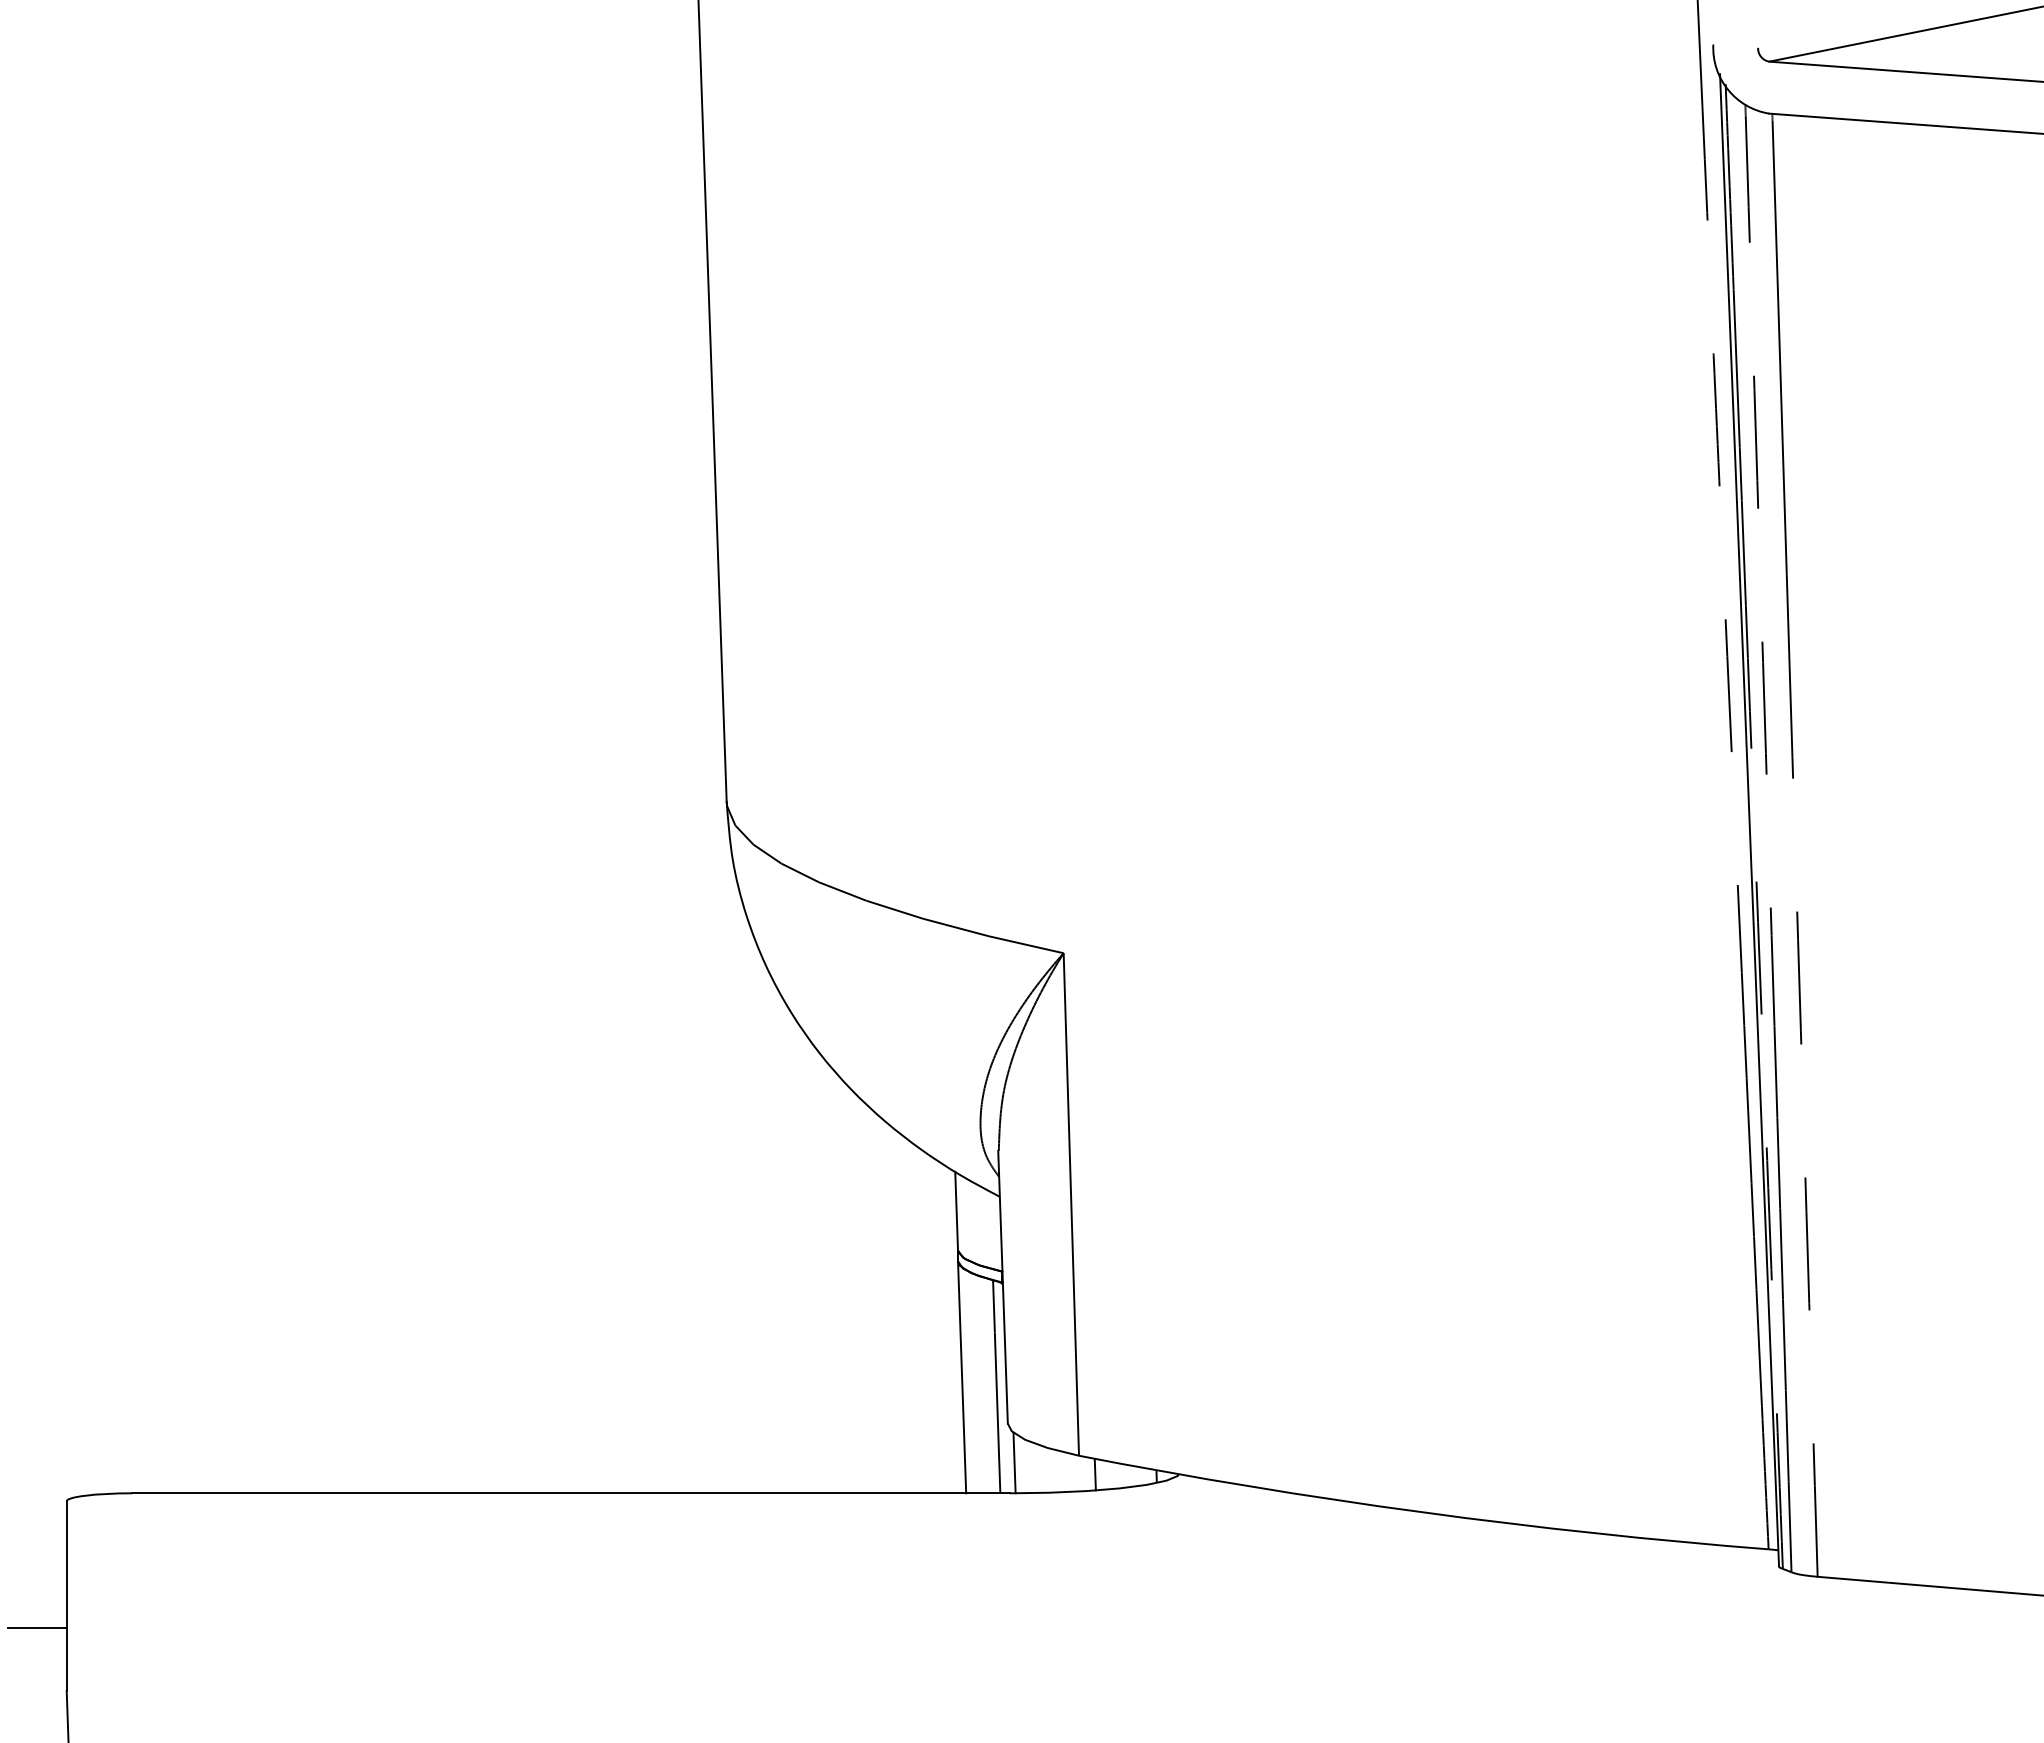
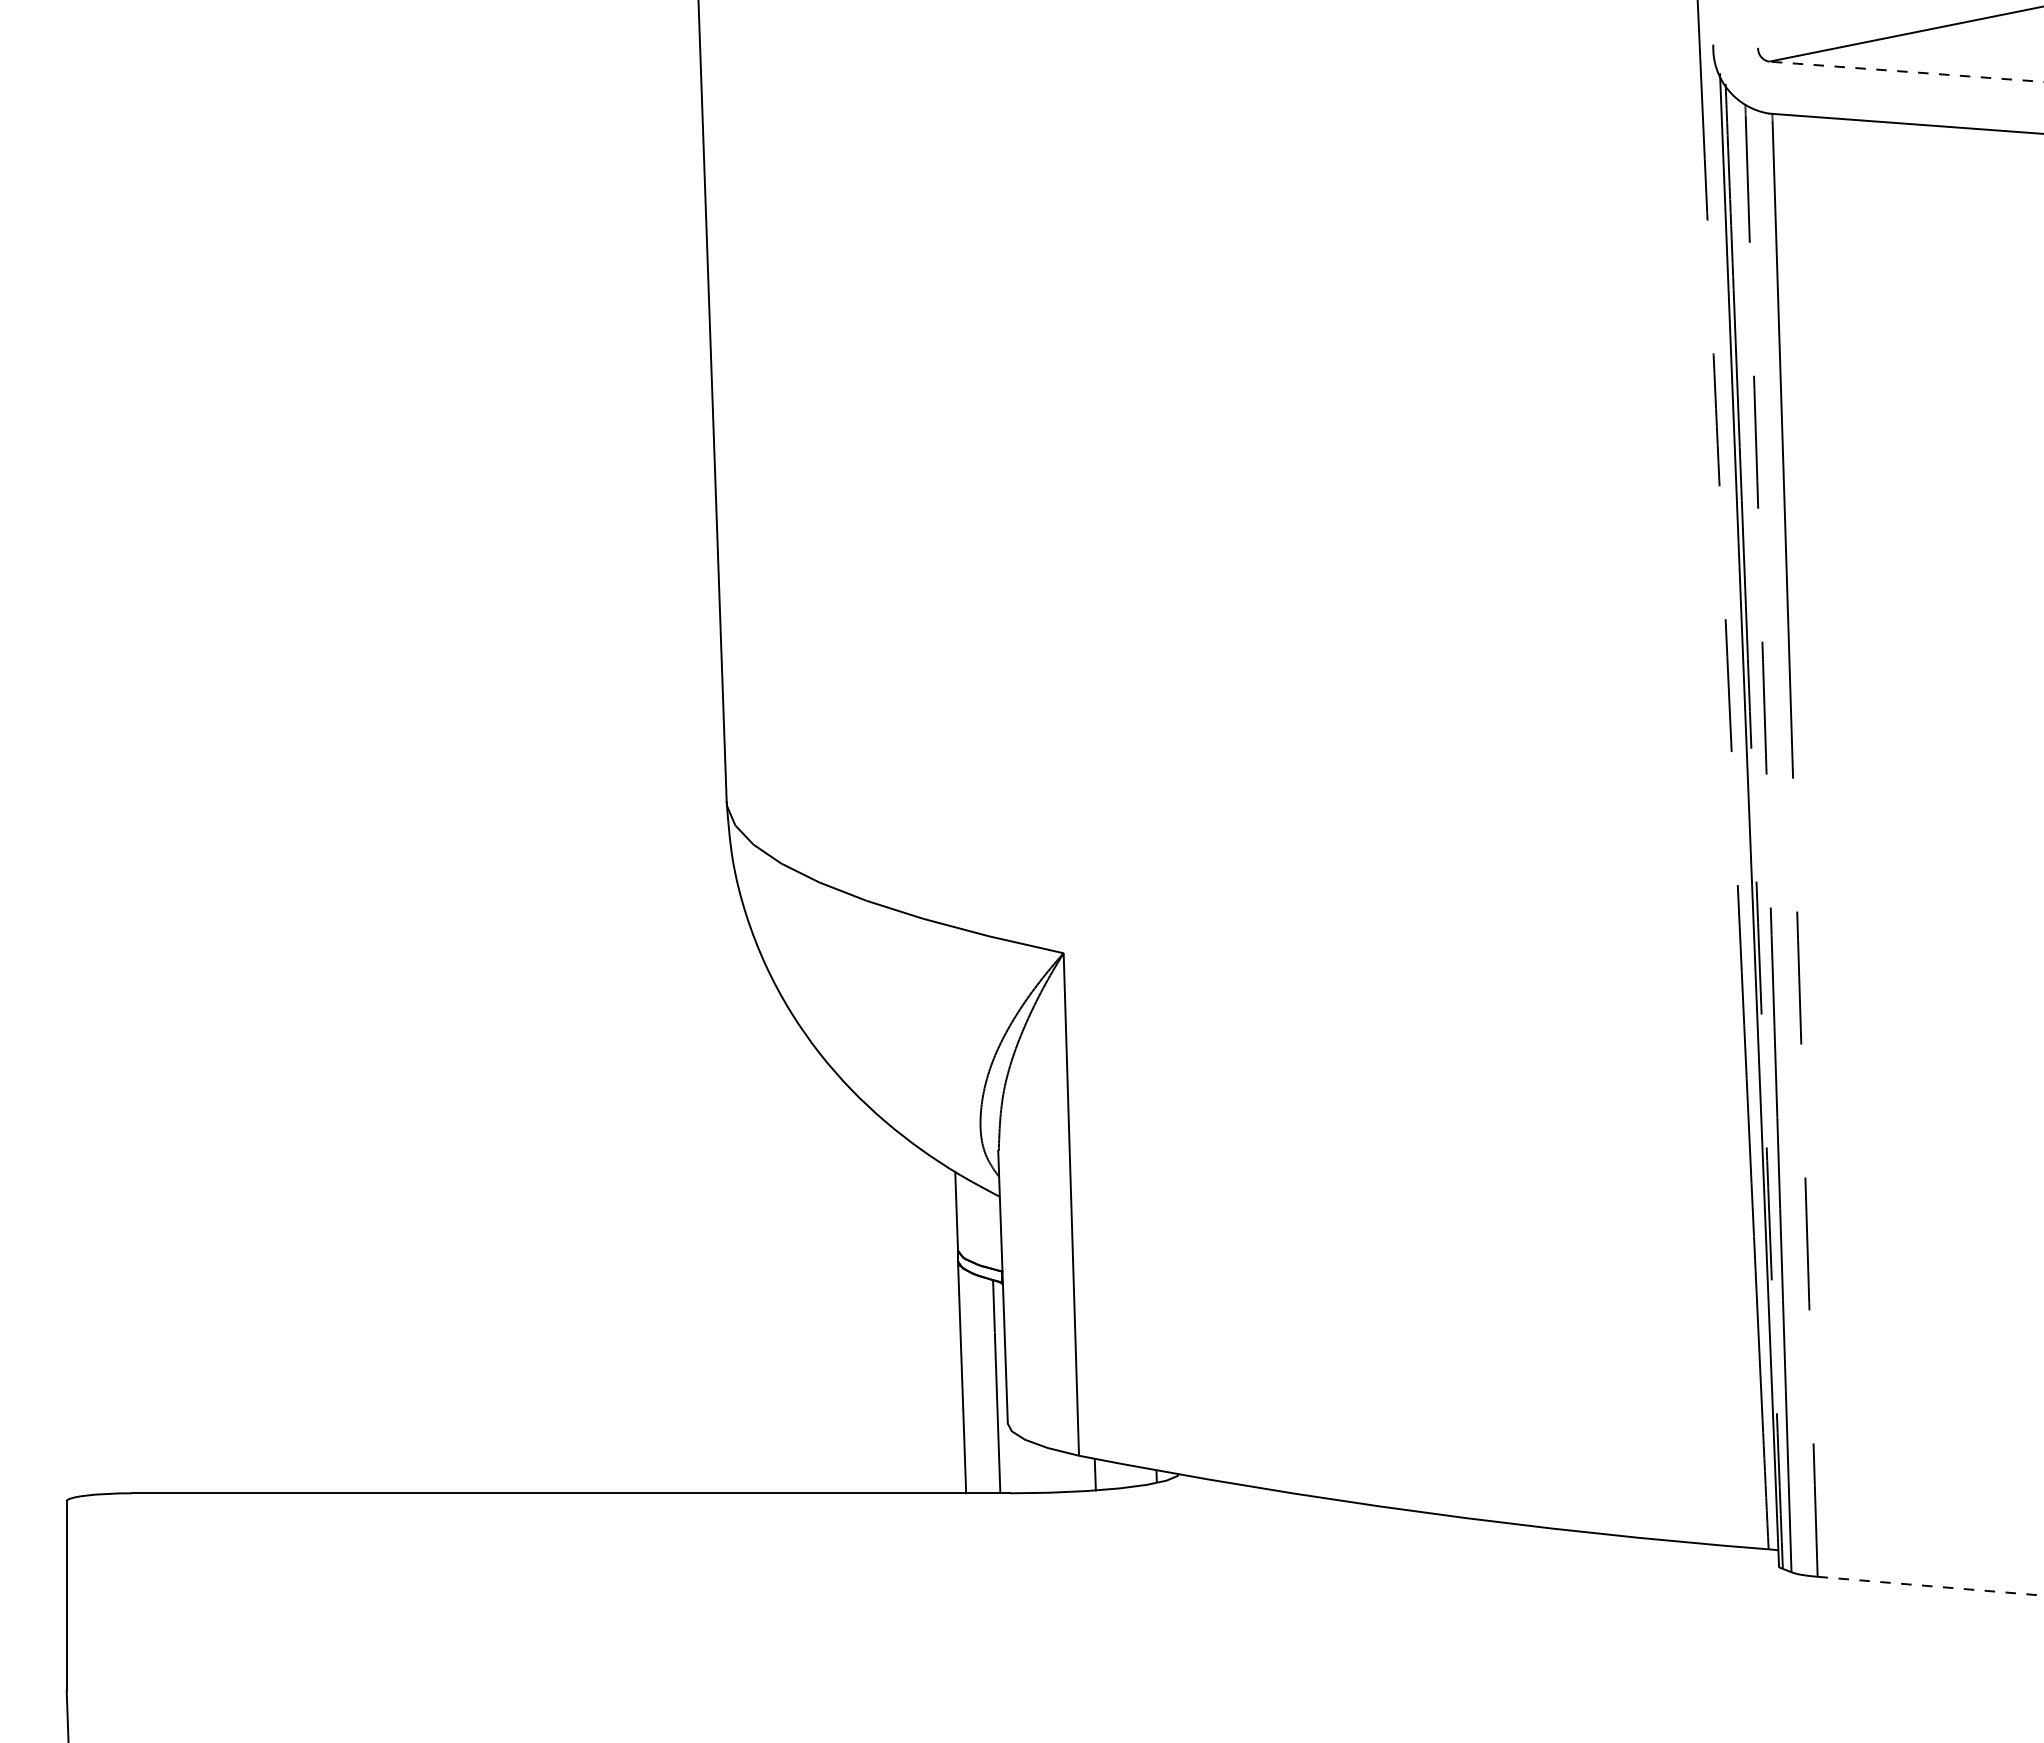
line: solid -> dashed (1905, 71)
line: present -> none (1014, 1462)
line: solid -> dashed (1931, 1586)
line: present -> none (37, 1627)
